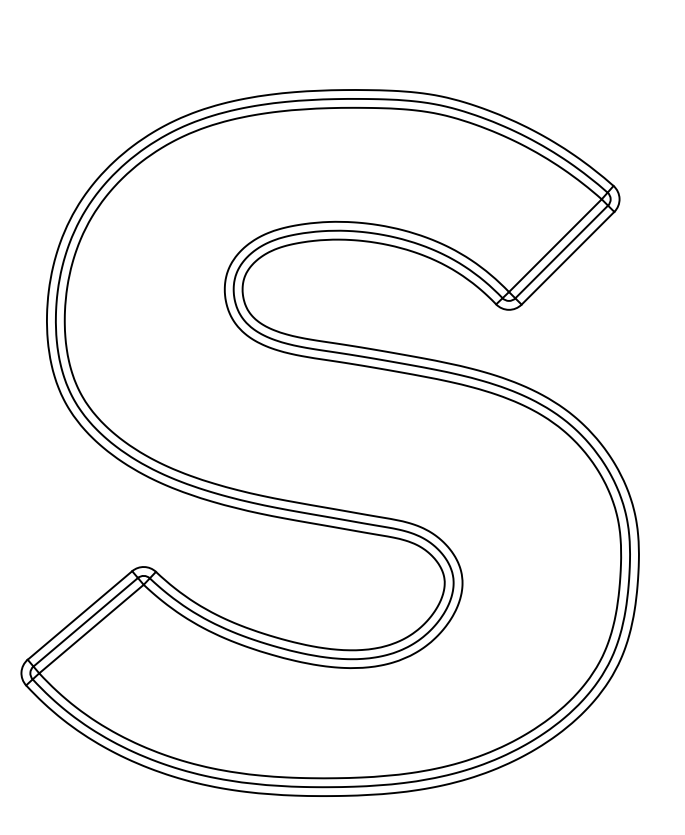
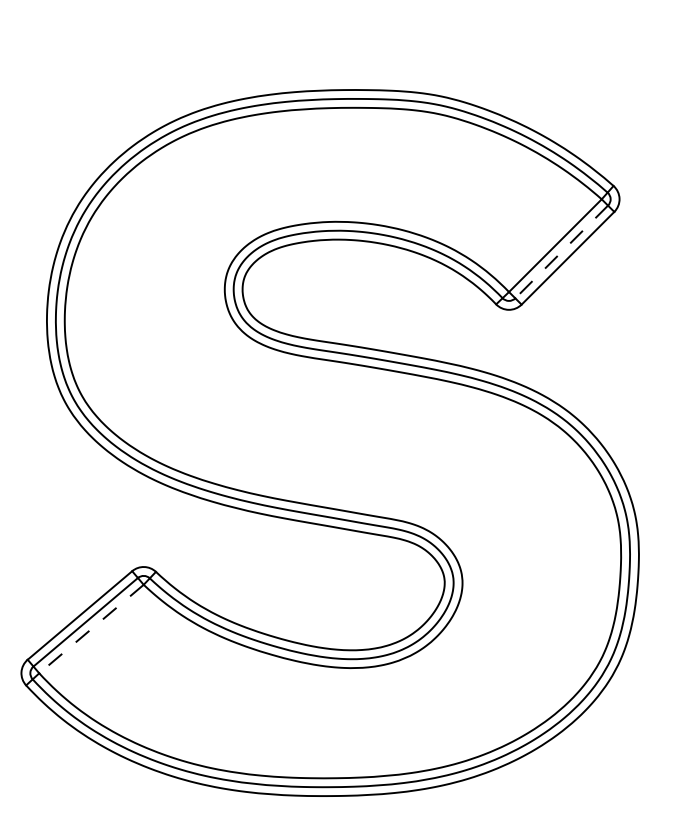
line: solid -> dashed (561, 251)
line: solid -> dashed (91, 629)
